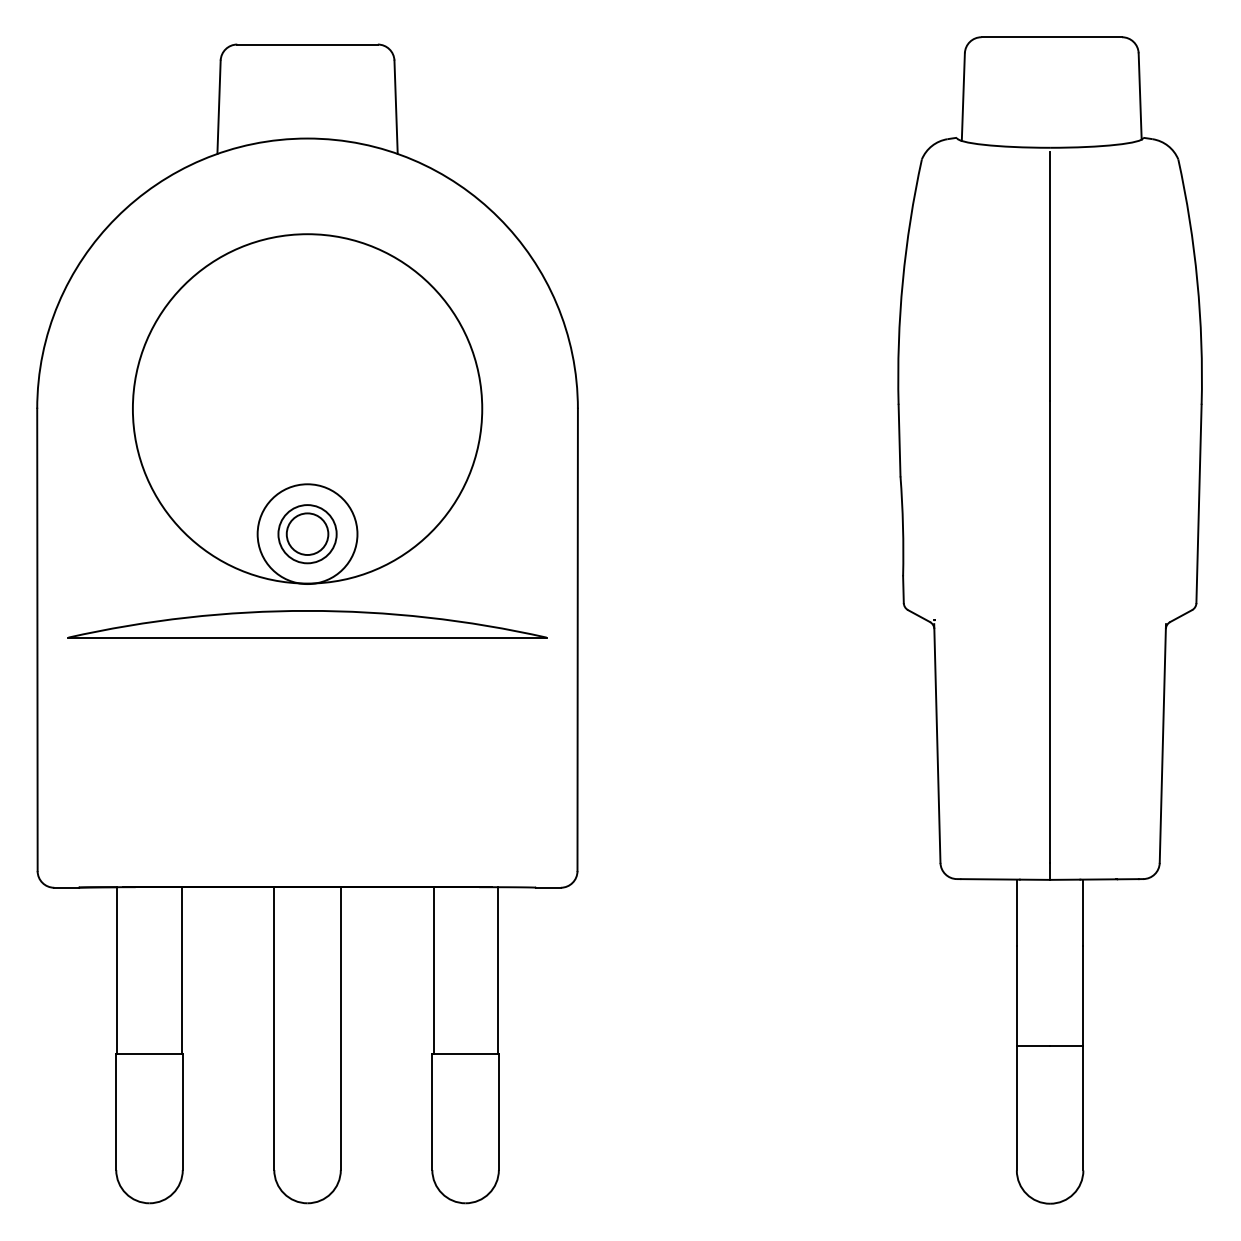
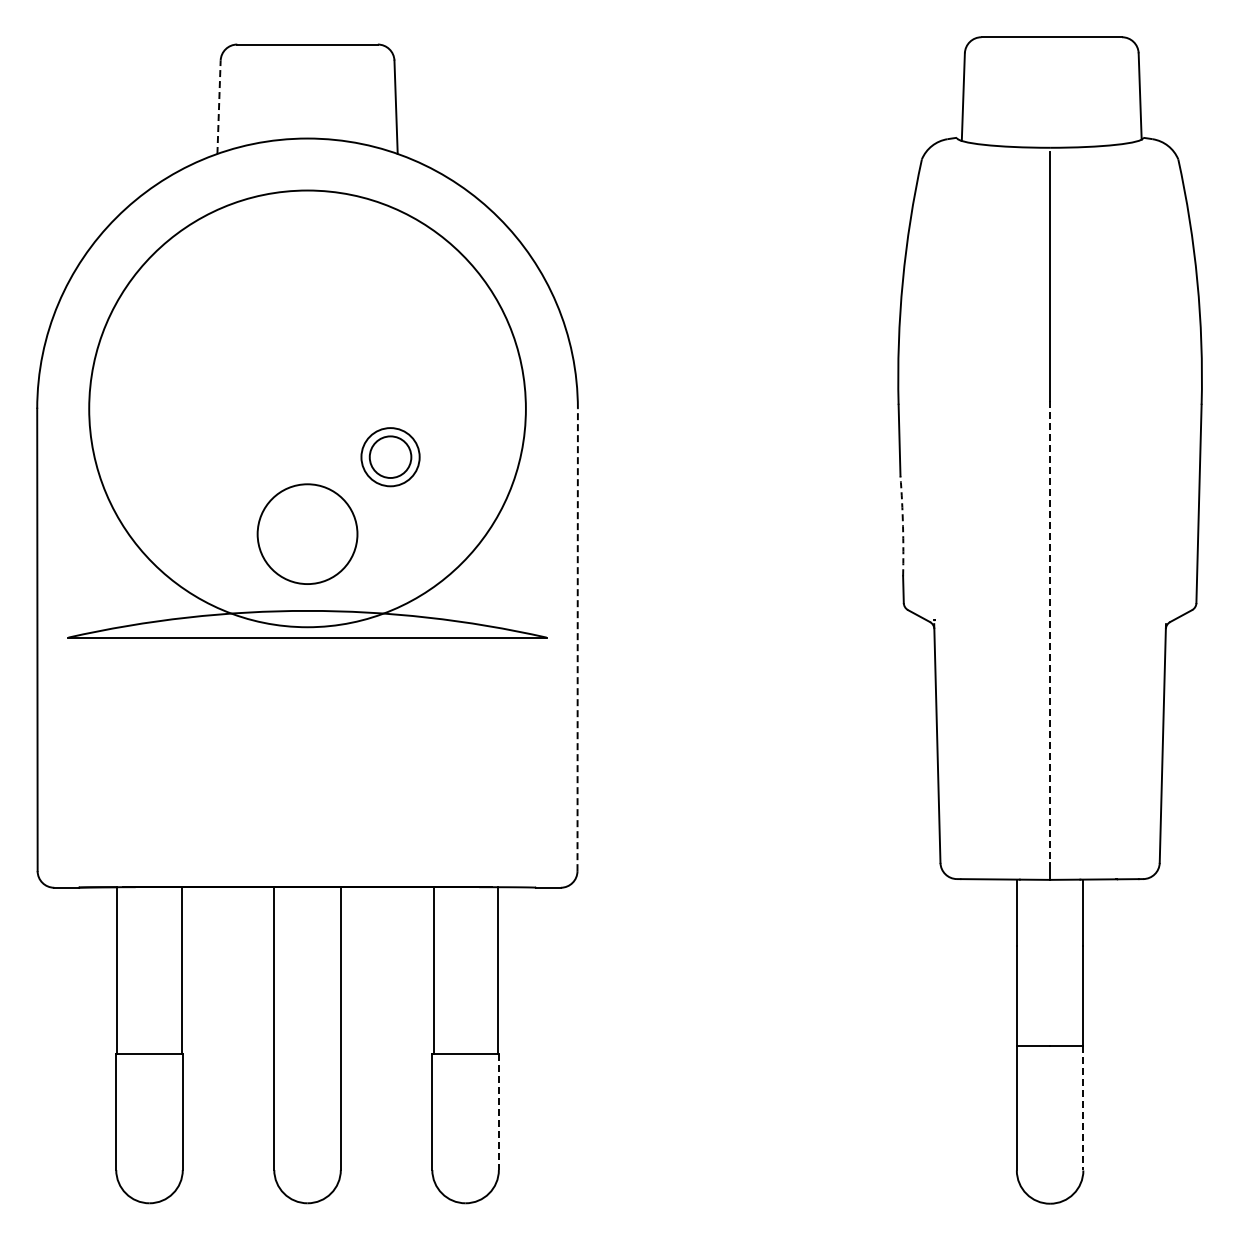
line: solid -> dashed (219, 107)
circle diameter: 349 px -> 437 px (307, 408)
arc: solid -> dashed (903, 526)
part position: (307, 534) -> (390, 457) (390, 457)
line: solid -> dashed (1050, 632)
line: solid -> dashed (577, 639)
line: solid -> dashed (1083, 1108)
line: solid -> dashed (498, 1112)
